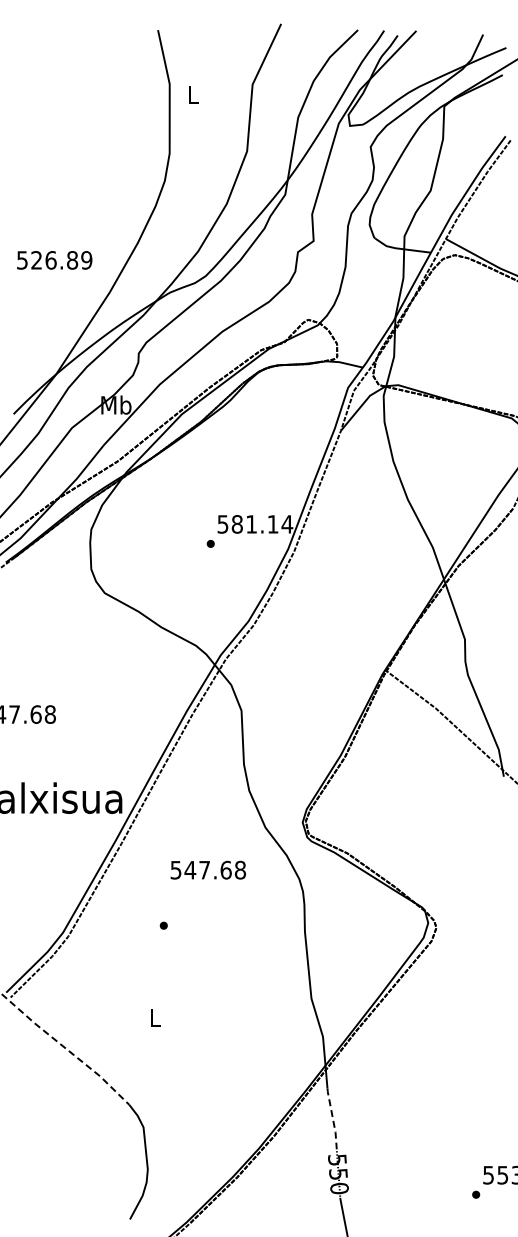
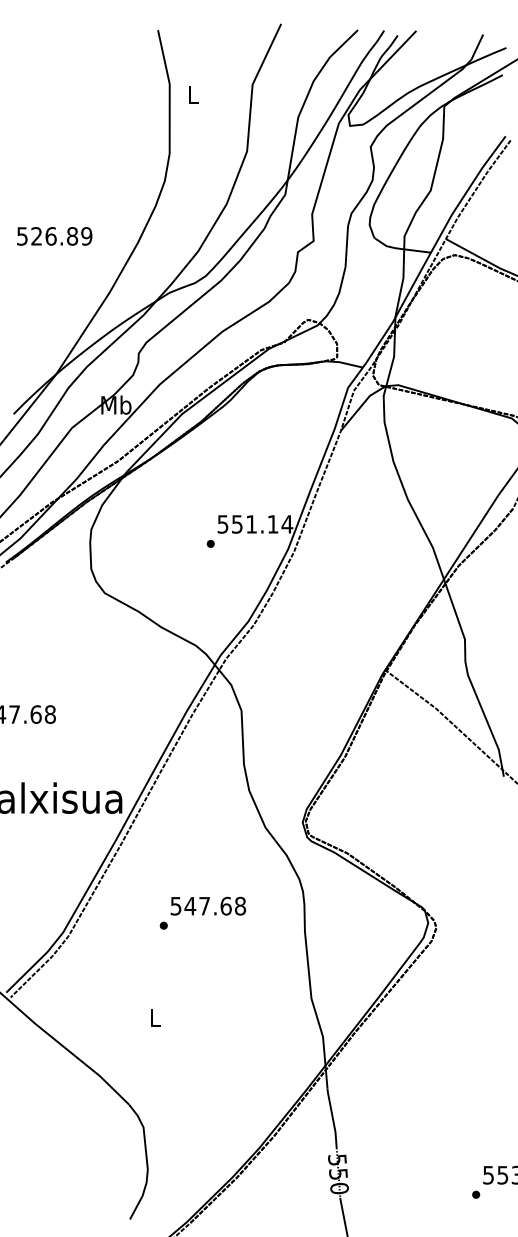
text position: (54, 260) -> (54, 236) (54, 236)
text: 581.14 -> 551.14 (236, 524)
text position: (207, 869) -> (207, 905) (207, 905)
line: dashed -> solid (65, 1047)
line: dashed -> solid (332, 1117)
